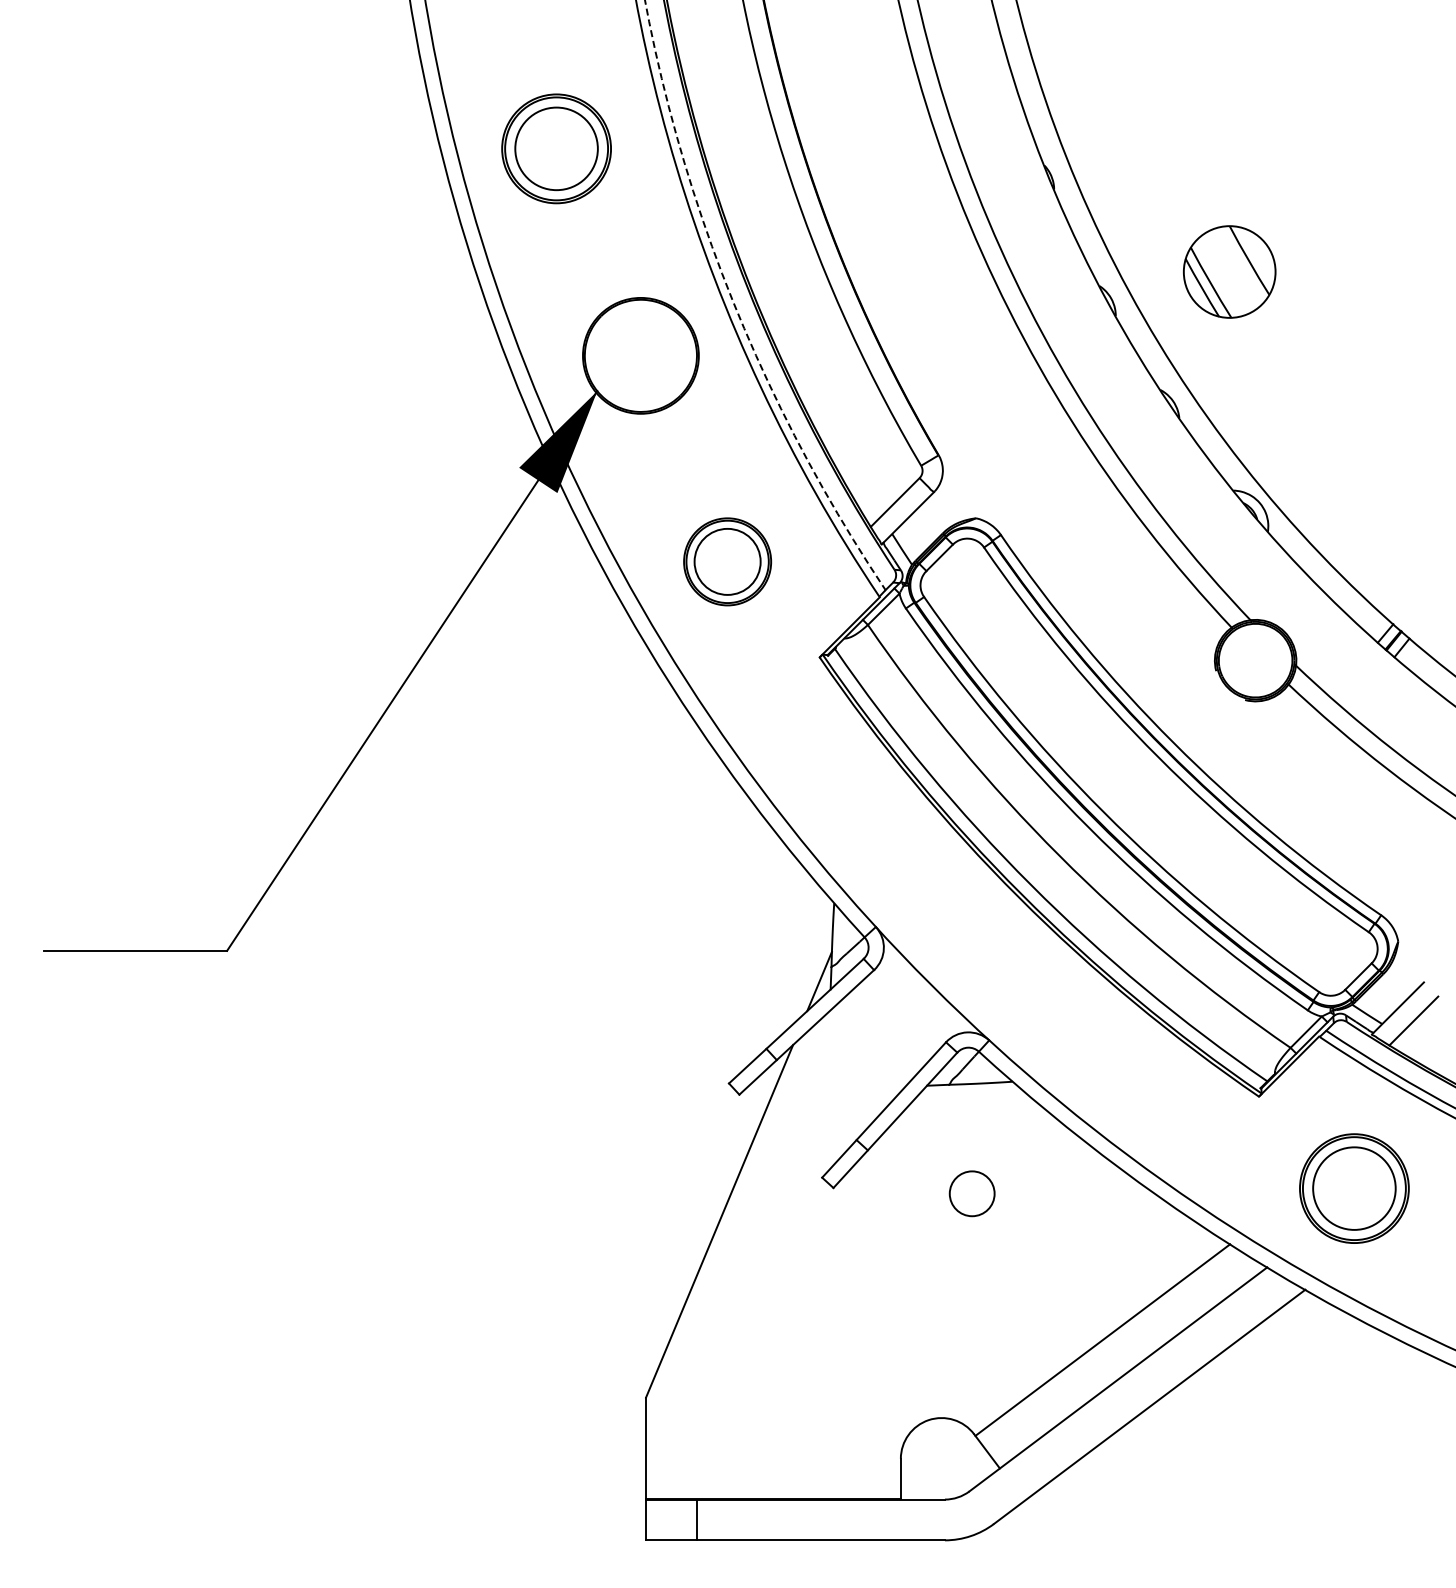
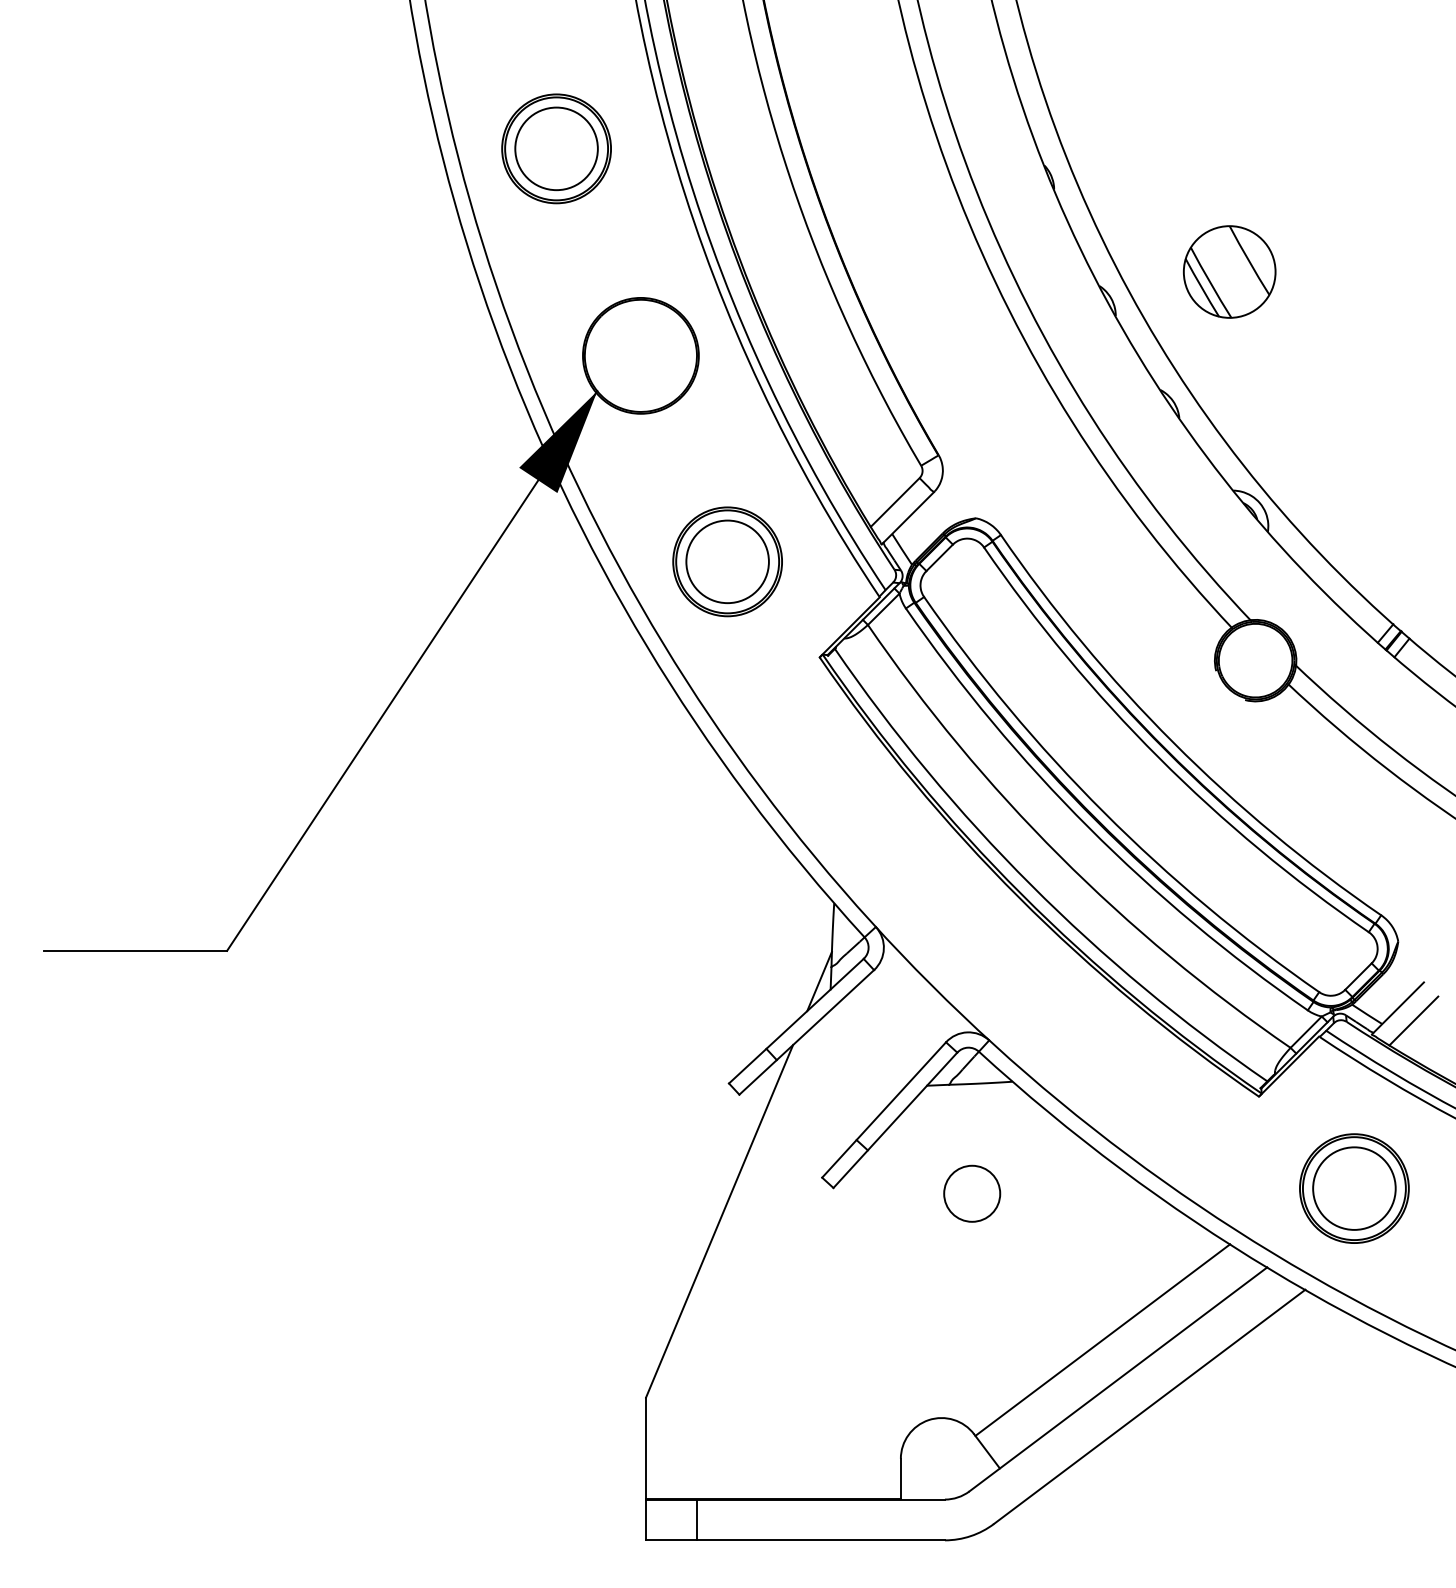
arc: dashed -> solid (734, 304)
part size: 90x90 px -> 111x112 px (727, 561)
circle diameter: 45 px -> 56 px (972, 1193)
